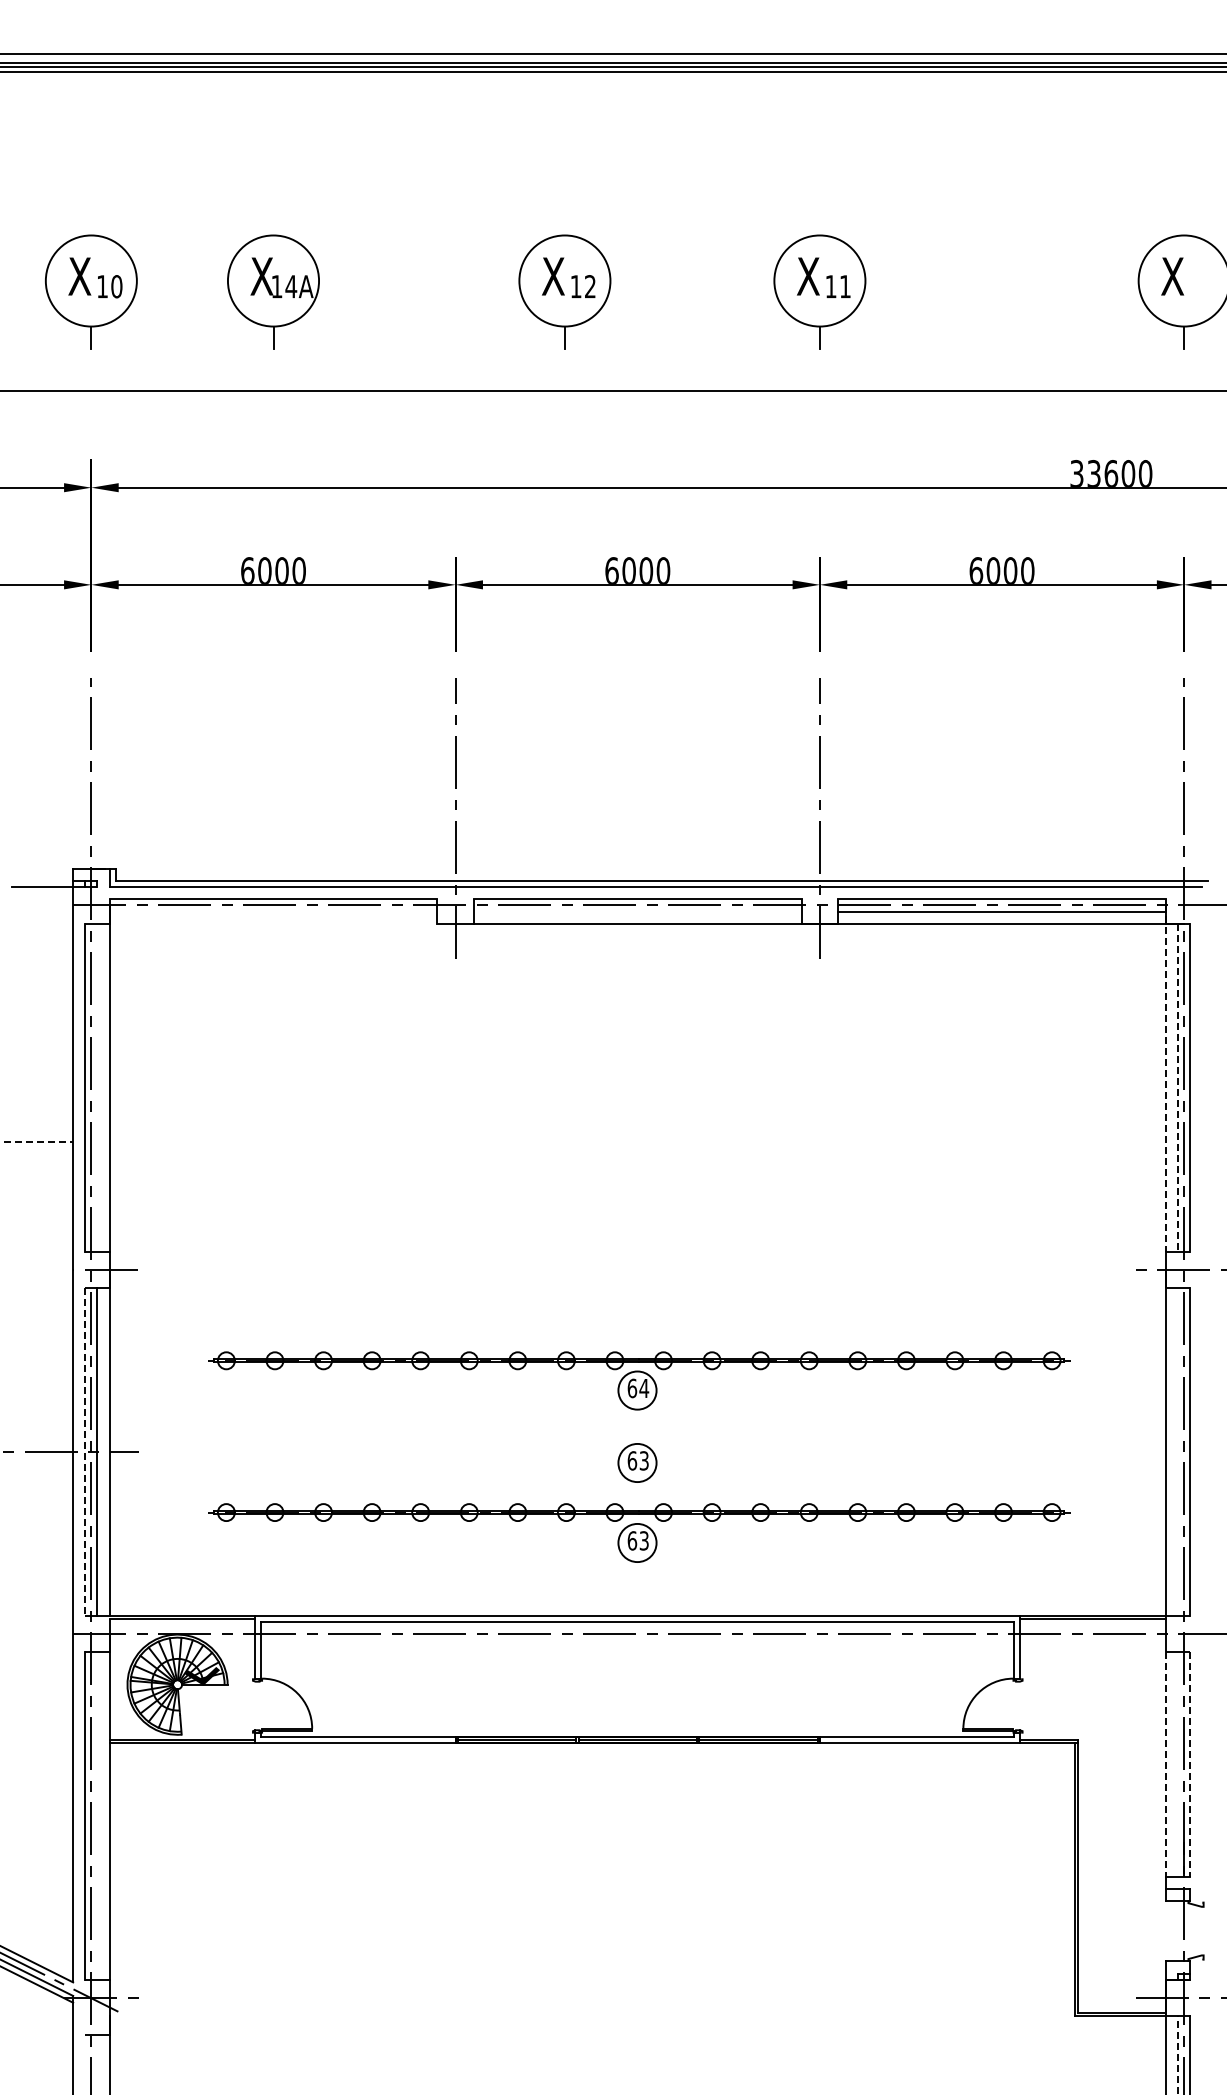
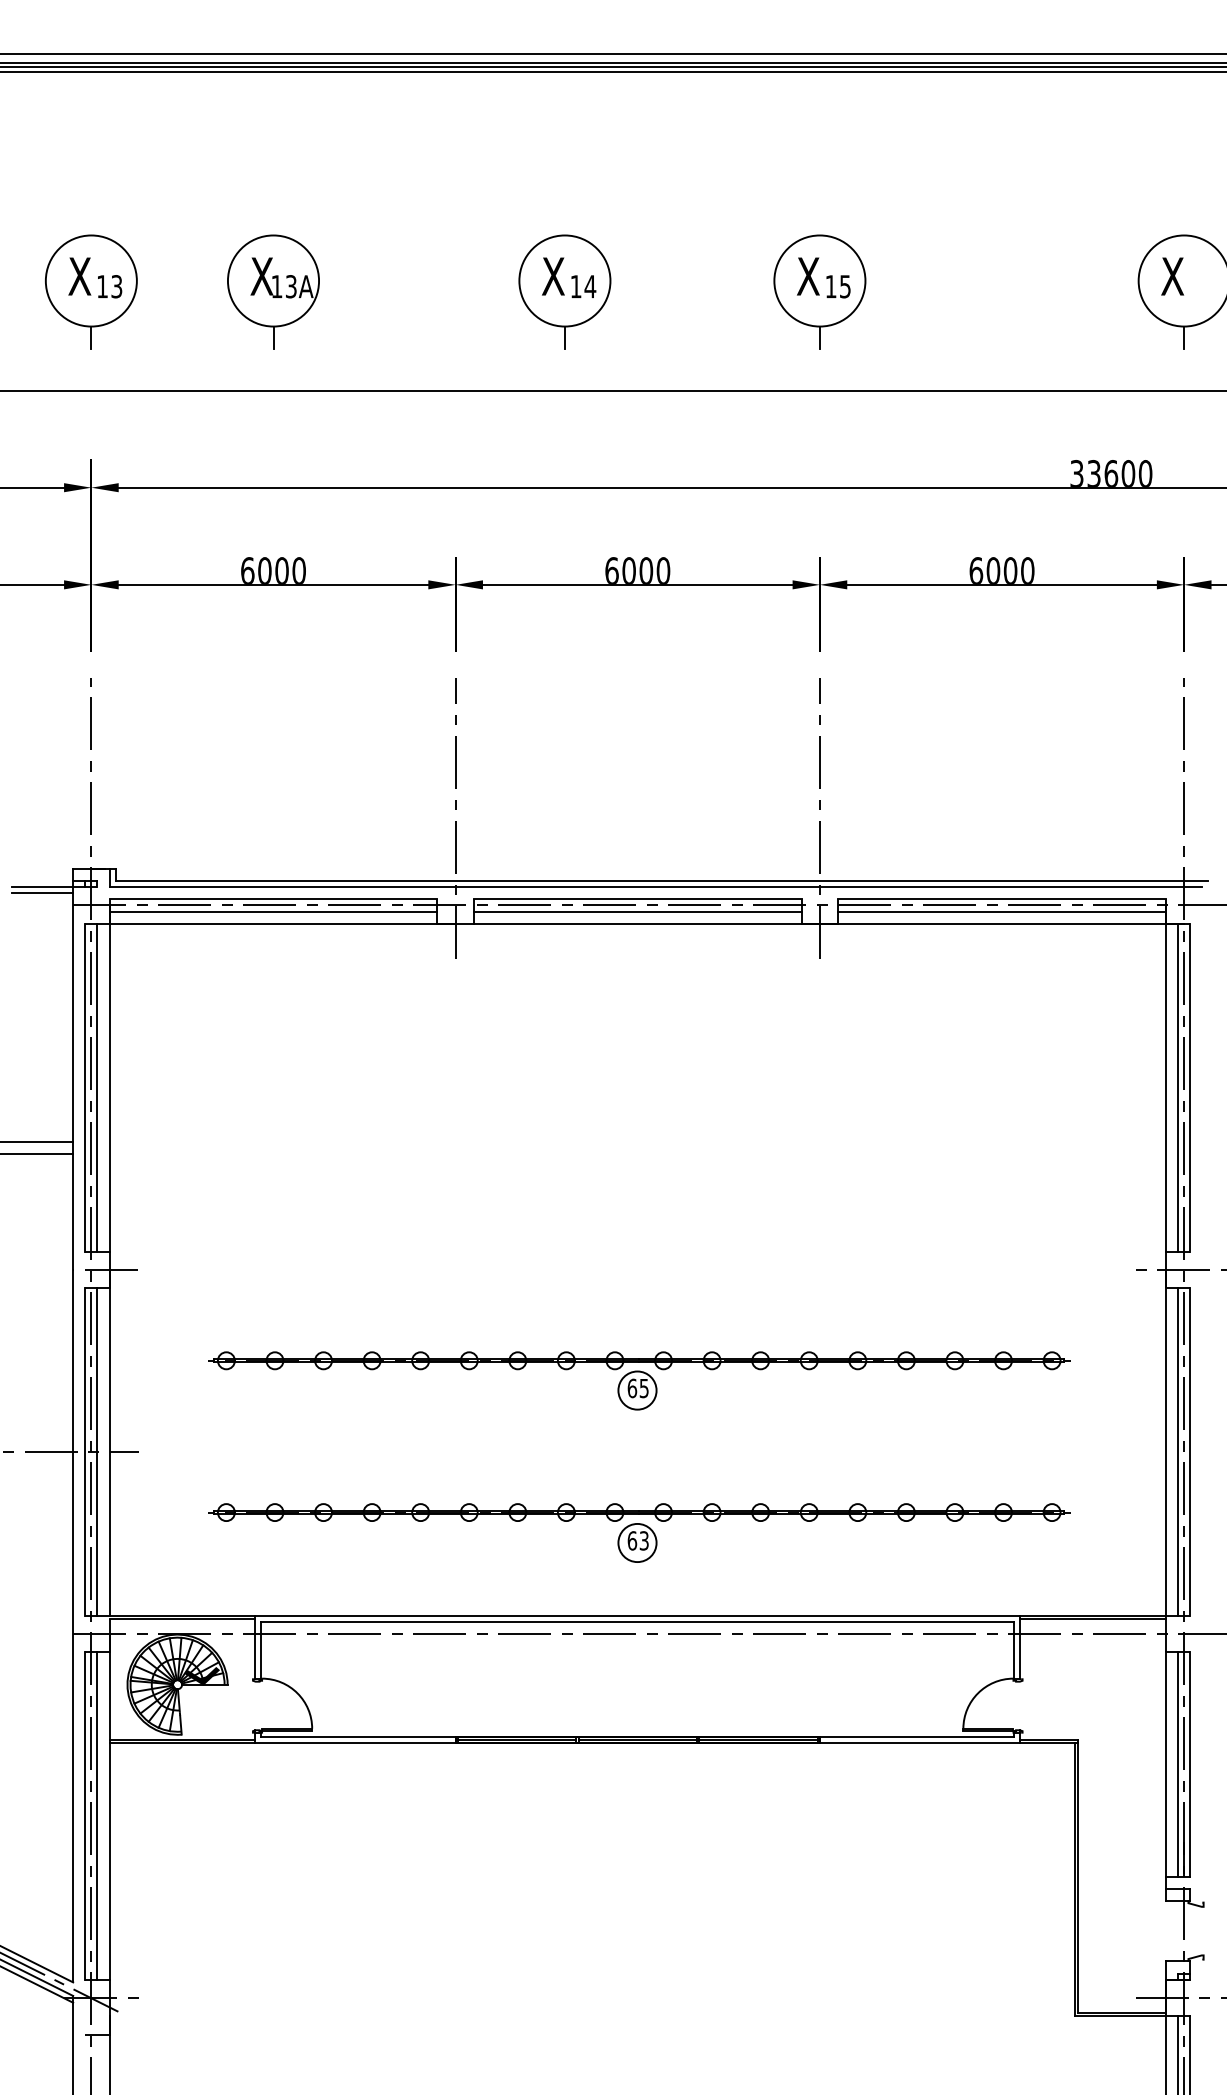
text: 10 -> 13 (116, 286)
text: 14A -> 13A (291, 286)
text: 12 -> 14 (590, 286)
text: 11 -> 15 (845, 286)
line: none -> present (42, 893)
line: none -> present (273, 911)
line: none -> present (637, 911)
line: none -> present (282, 923)
line: dashed -> solid (1165, 1078)
line: none -> present (97, 1087)
line: dashed -> solid (1178, 1087)
line: dashed -> solid (37, 1142)
line: none -> present (37, 1154)
text: 64 -> 65 (644, 1388)
line: dashed -> solid (85, 1451)
line: none -> present (1178, 1451)
part: present -> none (637, 1462)
line: none -> present (1178, 1764)
line: dashed -> solid (1165, 1765)
line: dashed -> solid (1190, 1765)
line: none -> present (97, 1816)
line: dashed -> solid (1178, 2055)
